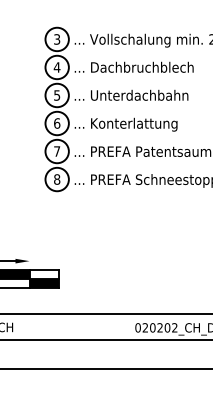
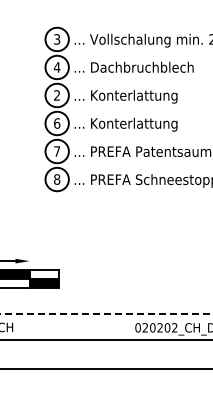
text: 5 -> 2 (57, 95)
text: ... Unterdachbahn -> ... Konterlattung (139, 96)
line: solid -> dashed (106, 313)
